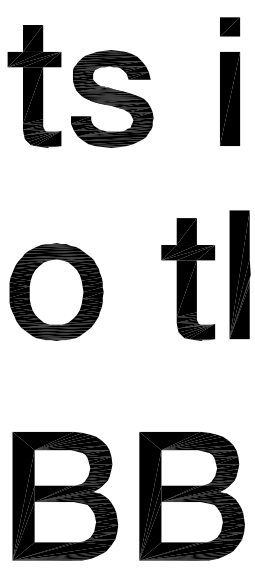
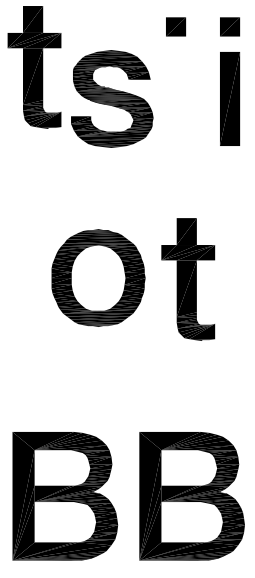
part: none -> present (176, 26)
part position: (34, 86) -> (34, 67) (34, 67)
part: present -> none (239, 274)
part position: (56, 291) -> (98, 277) (98, 277)
